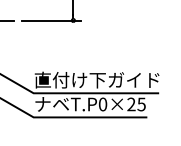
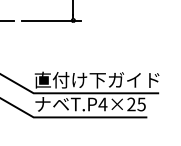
text: T.P0×25 -> T.P4×25 (102, 104)
